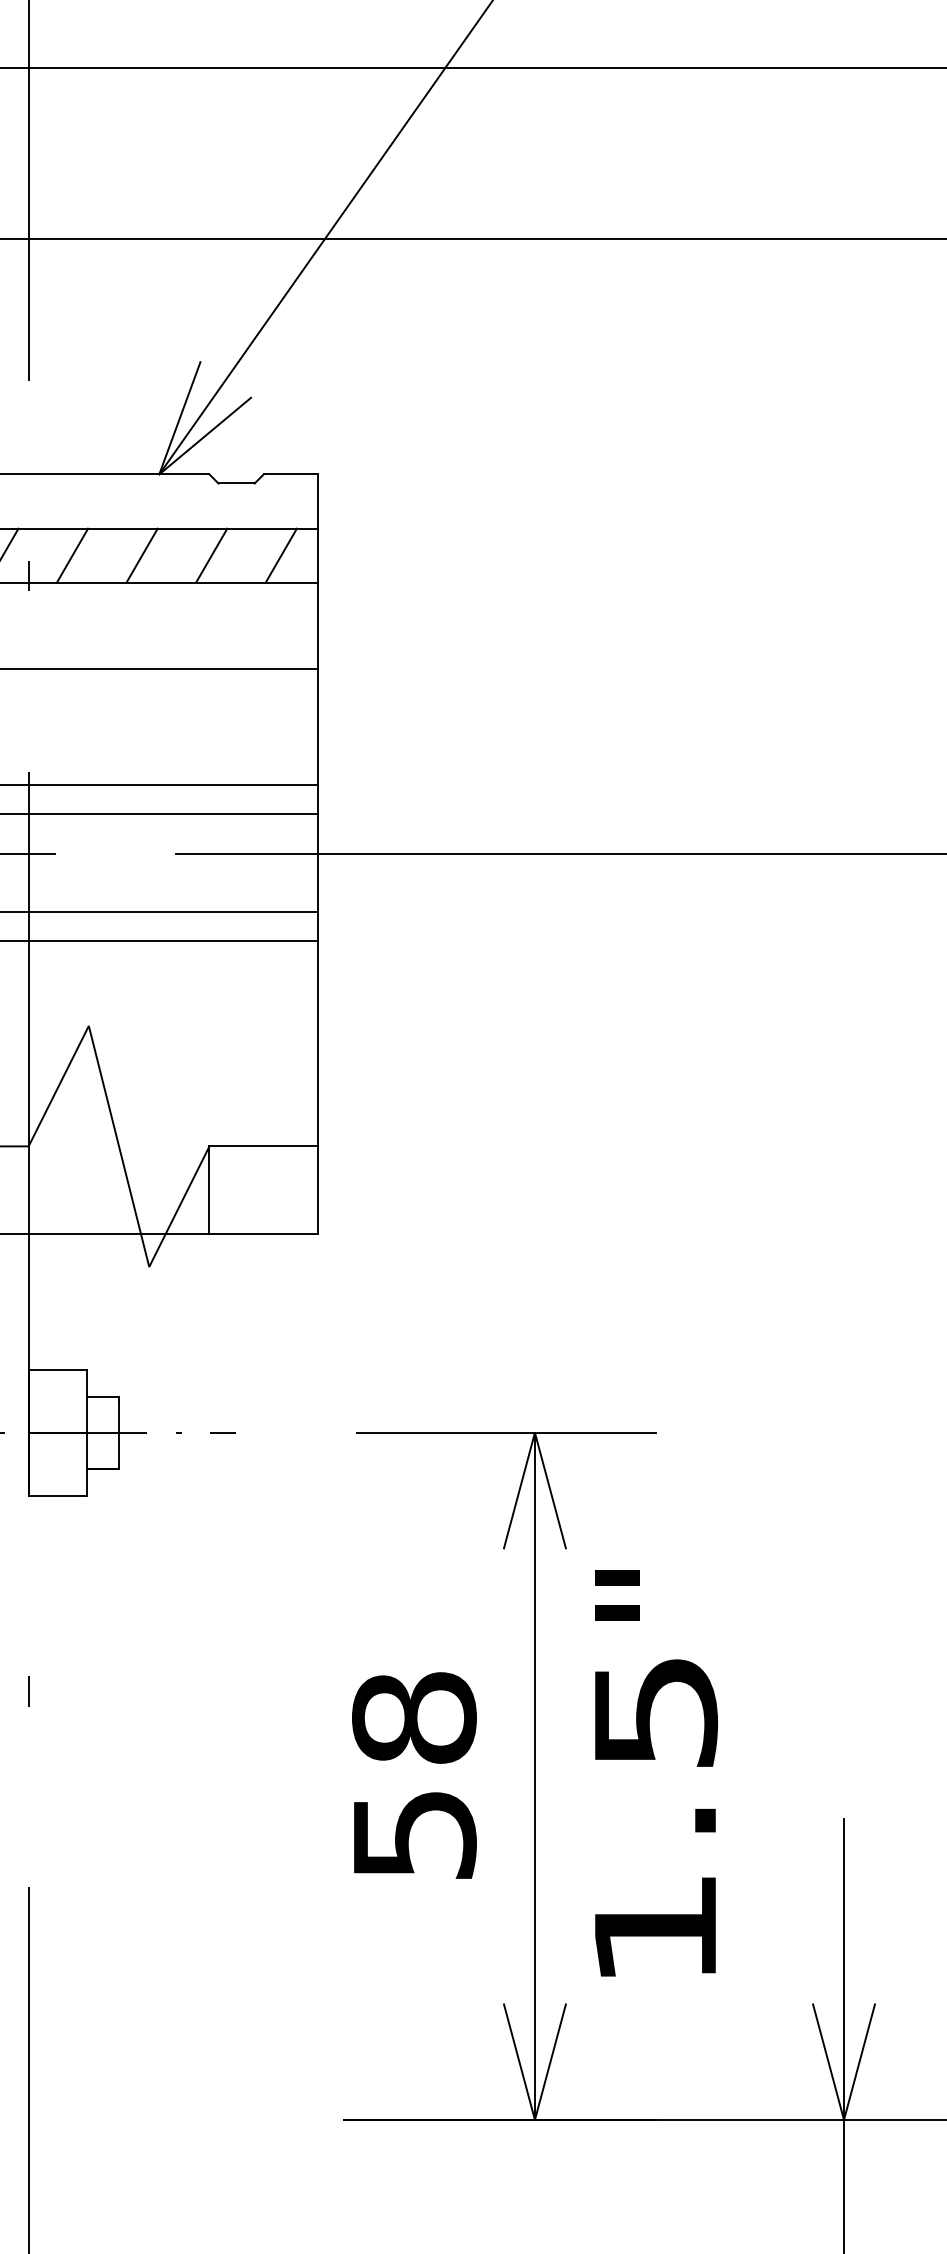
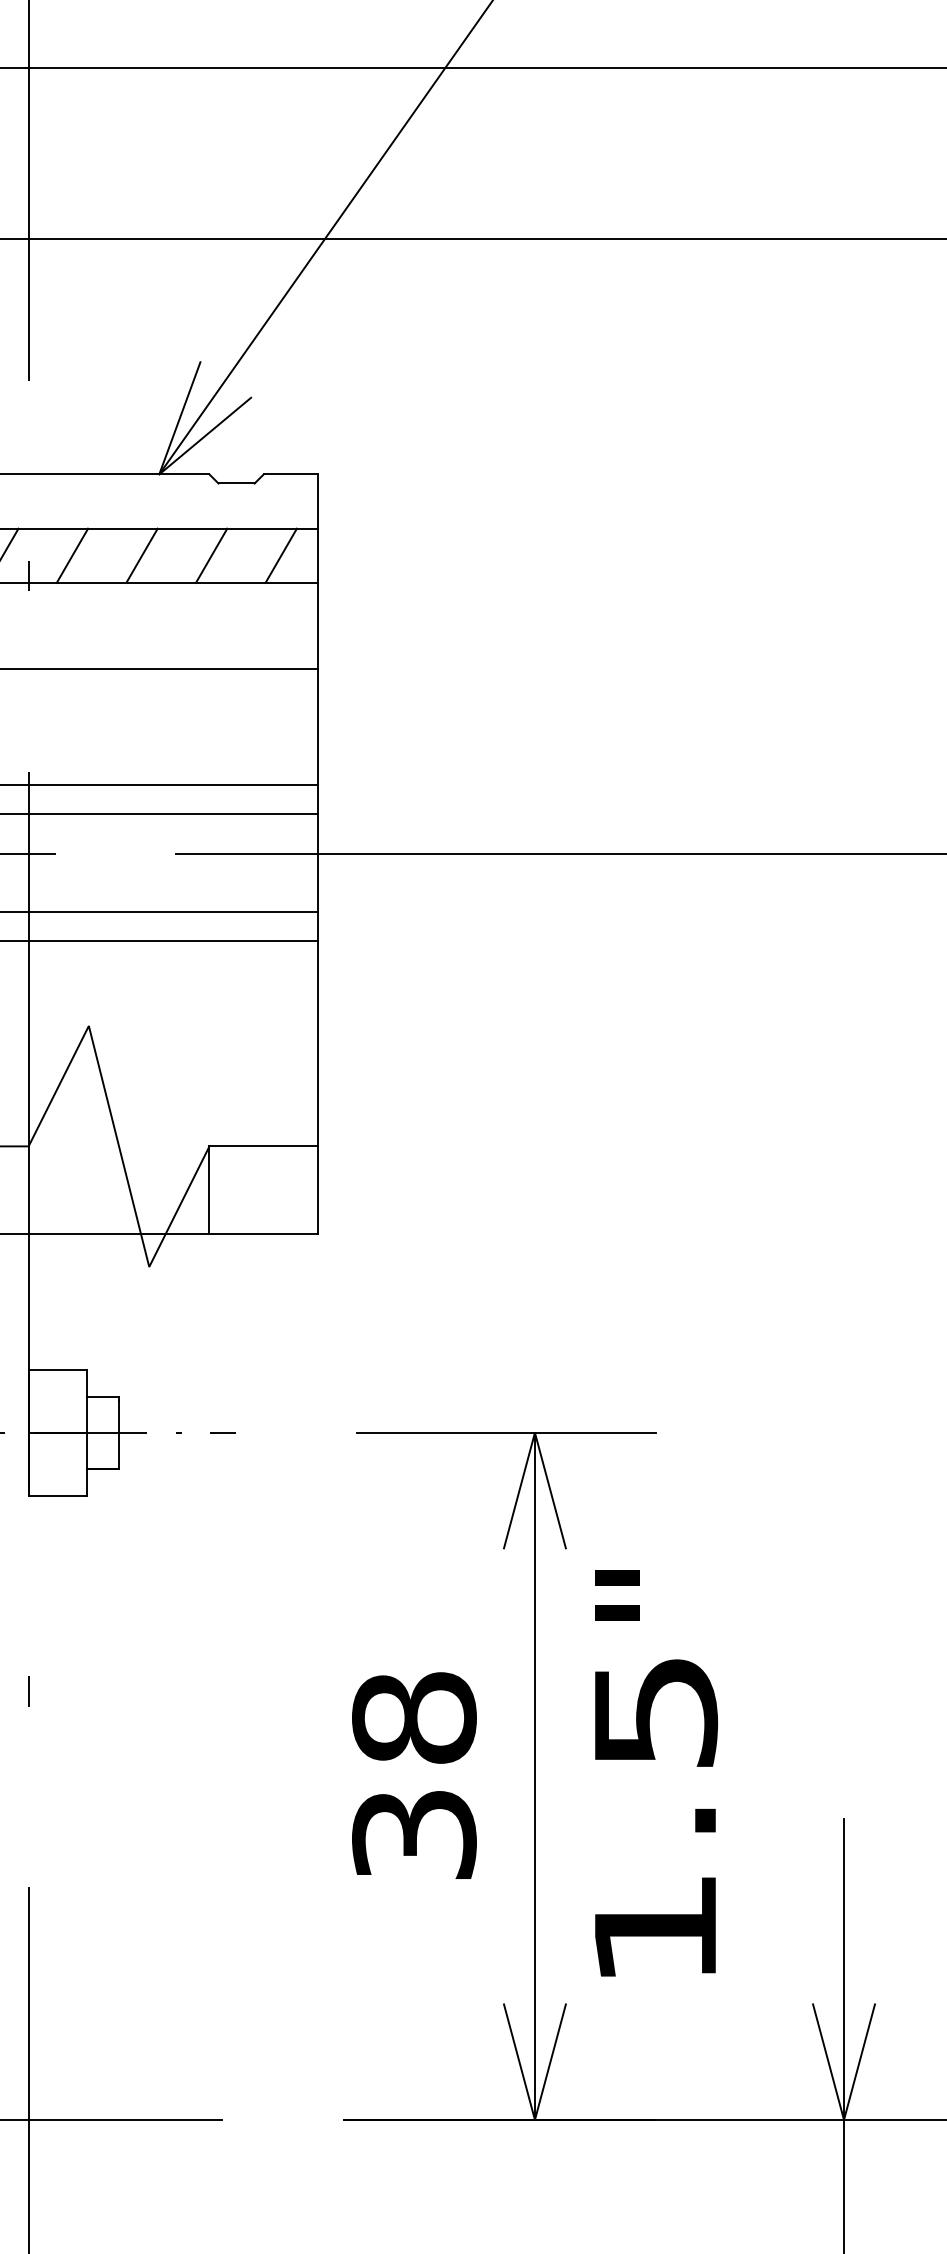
text: 58 -> 38 (414, 1834)
line: none -> present (112, 2119)
